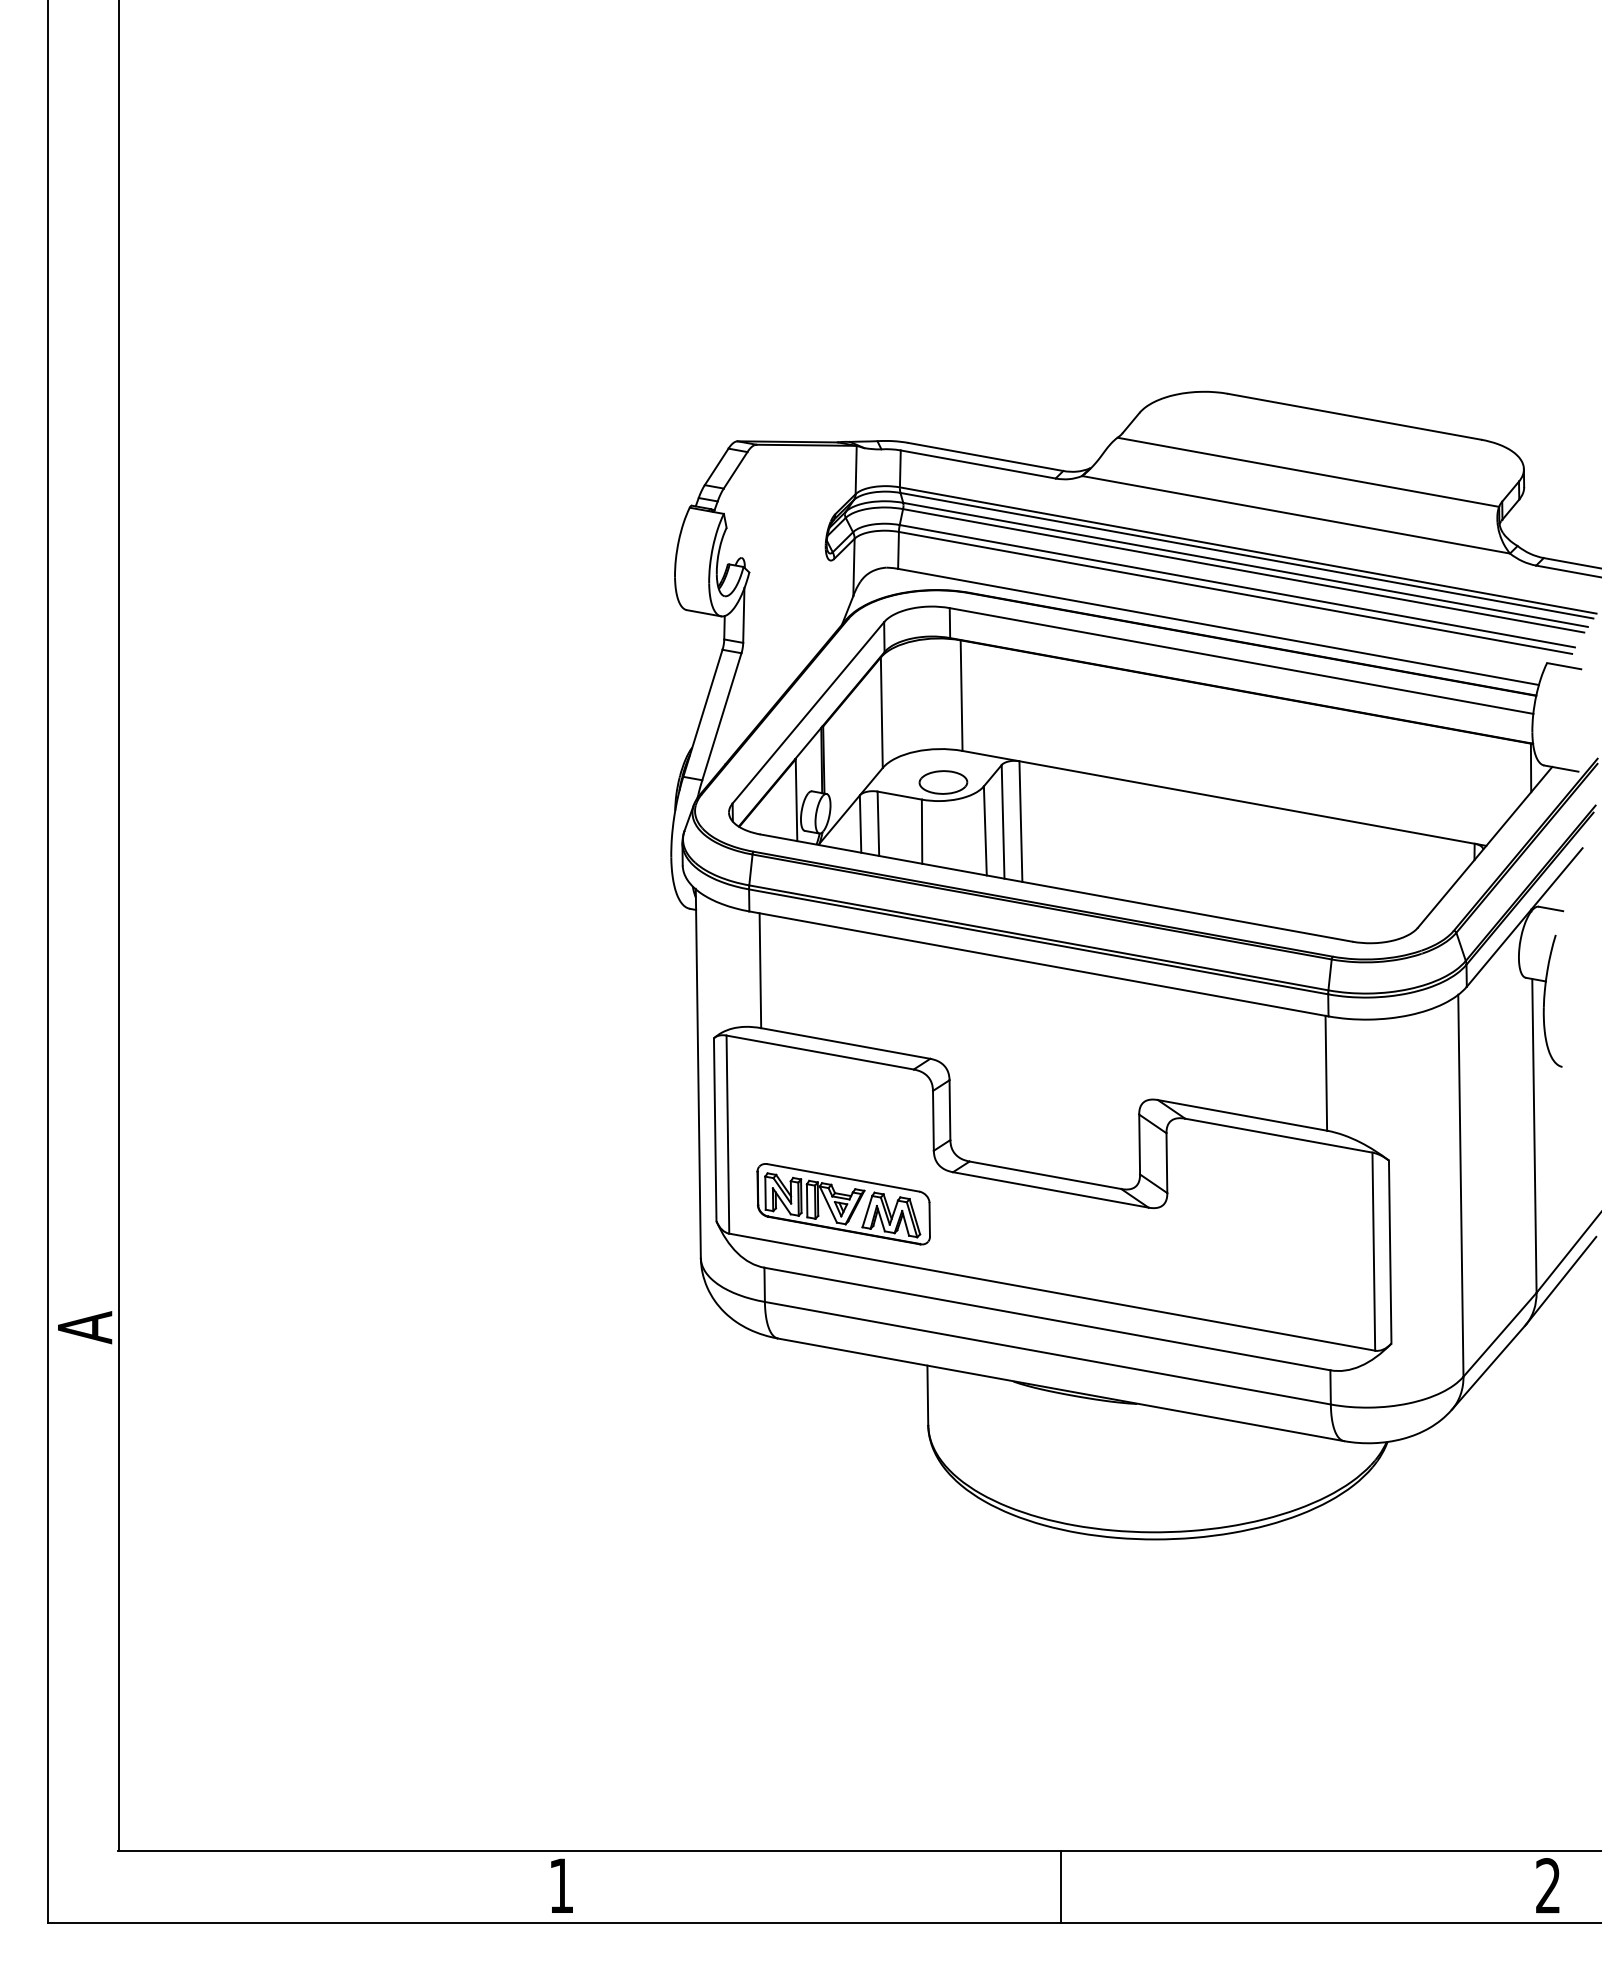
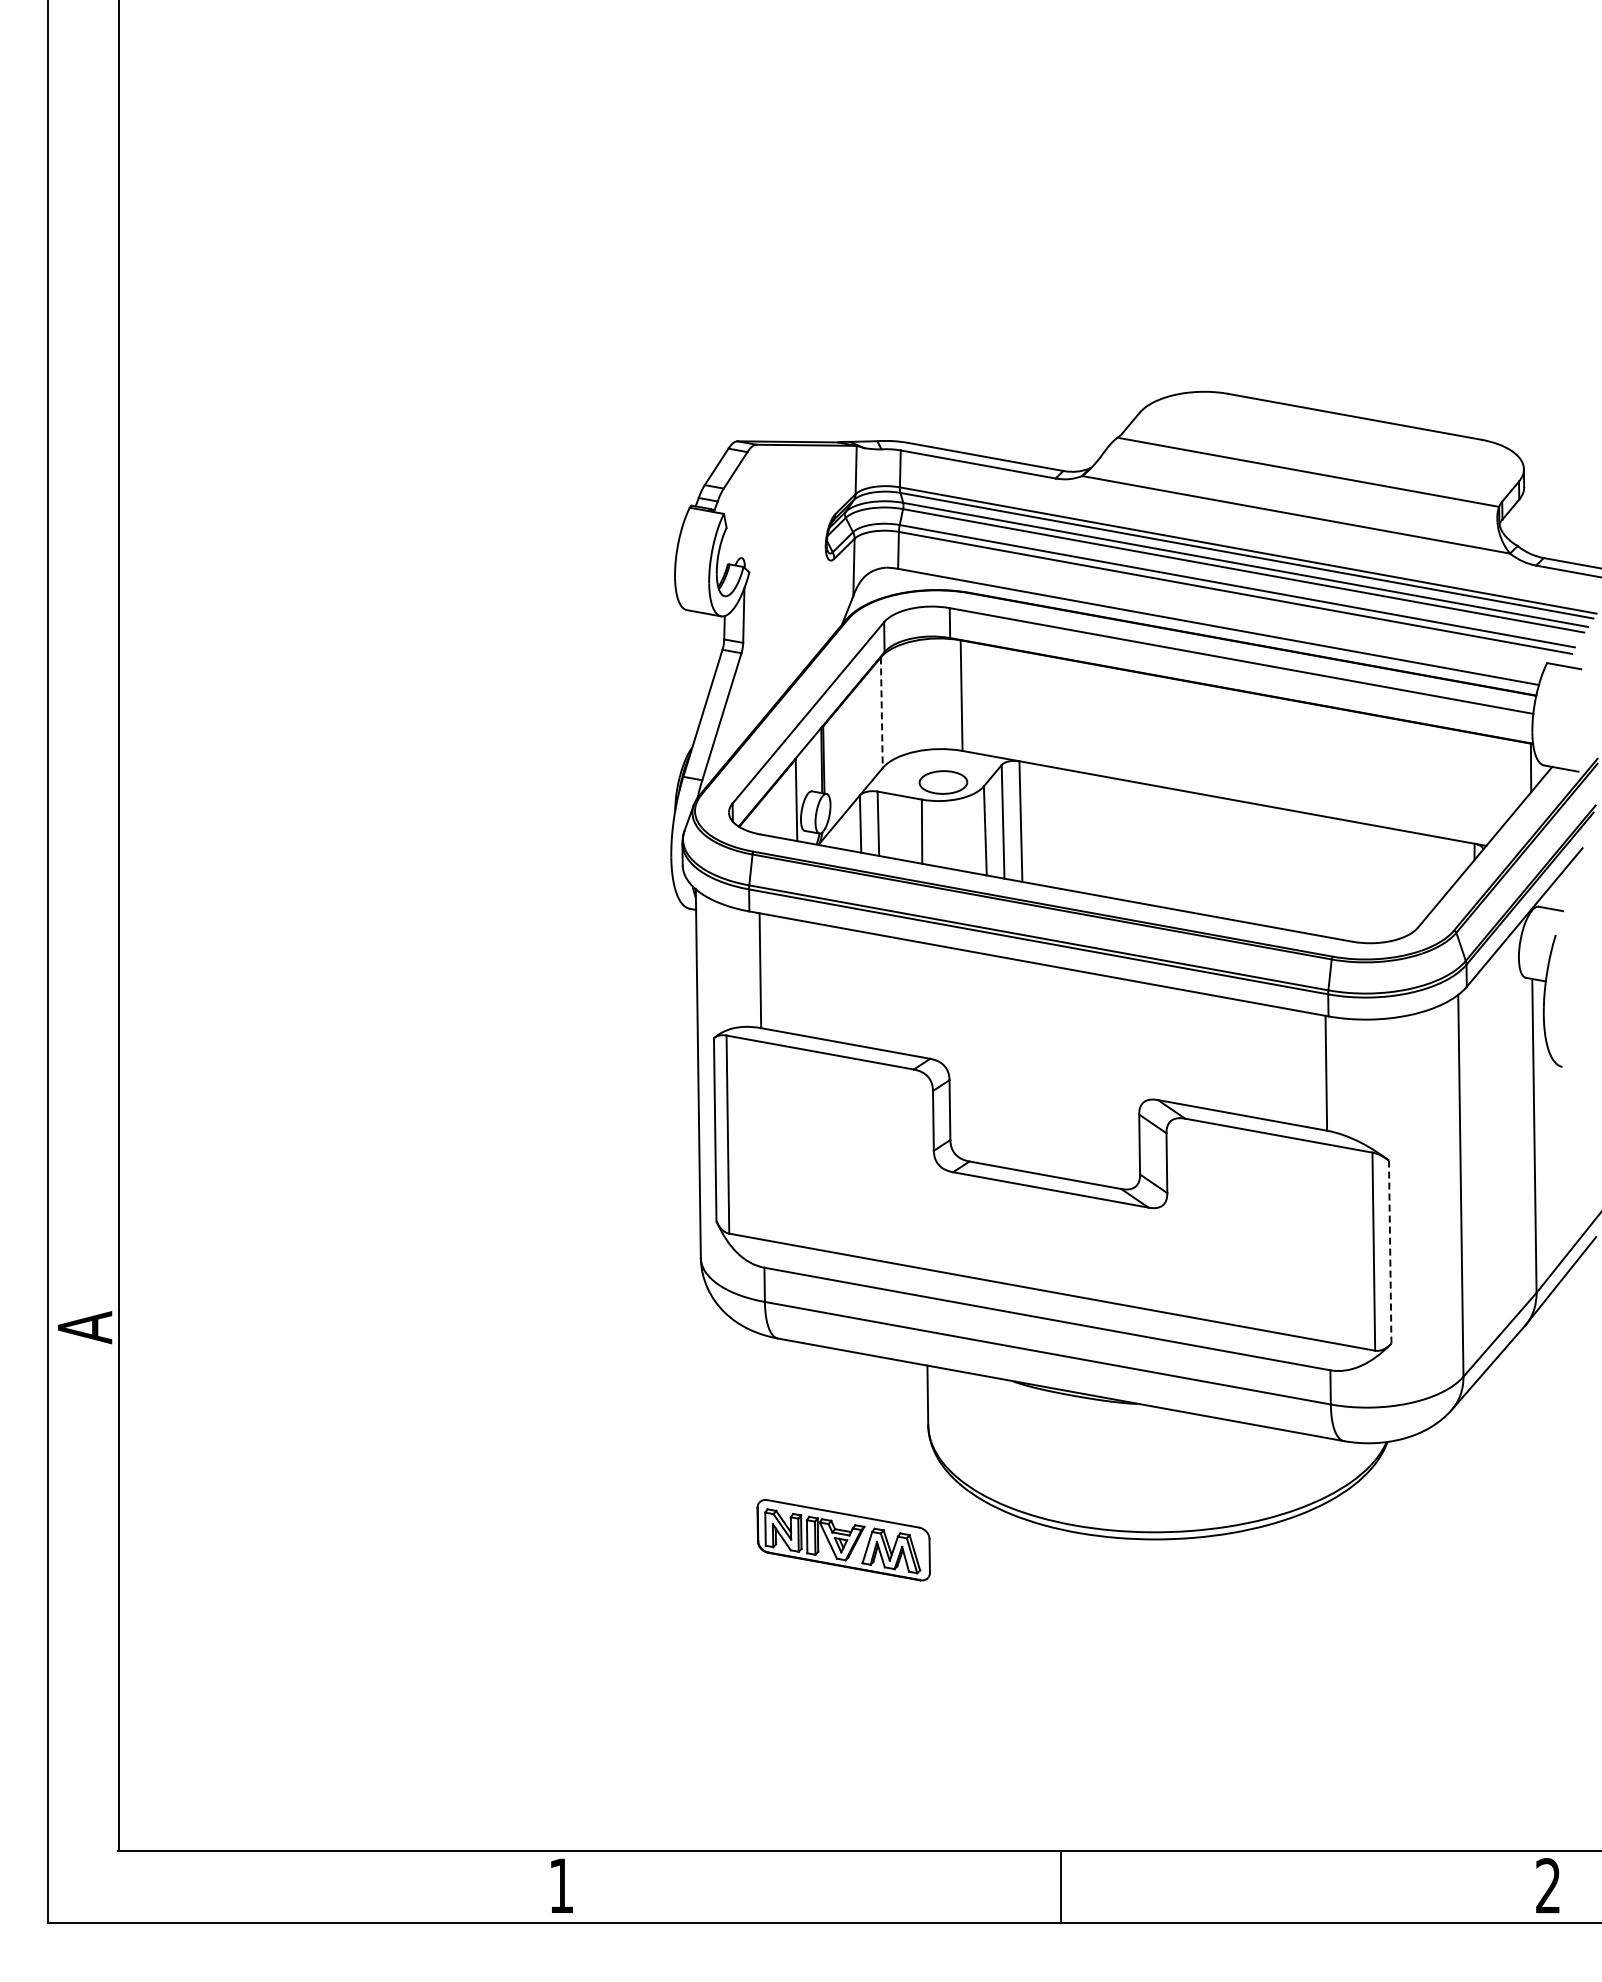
line: solid -> dashed (881, 713)
part position: (843, 1204) -> (843, 1540) (843, 1540)
line: solid -> dashed (1390, 1252)
